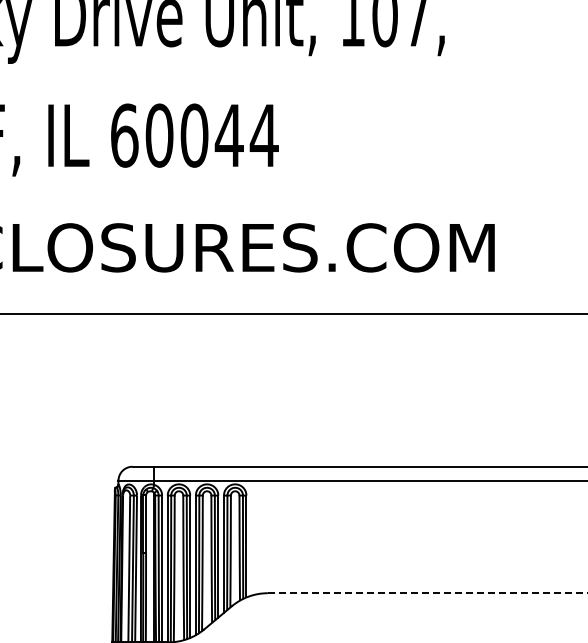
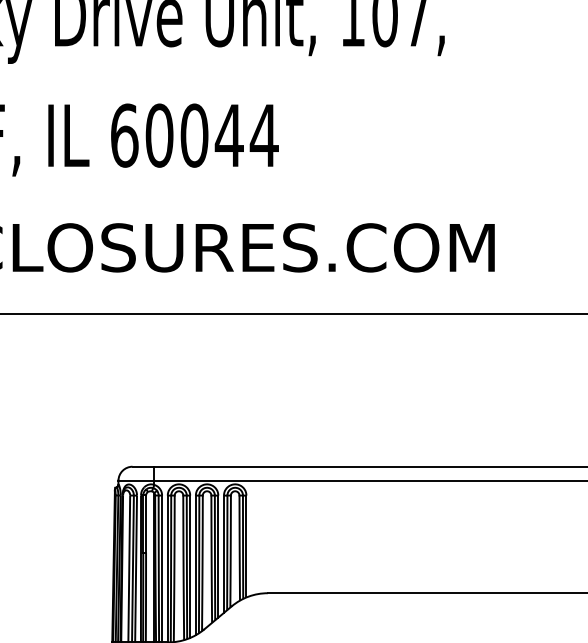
line: dashed -> solid (427, 593)
